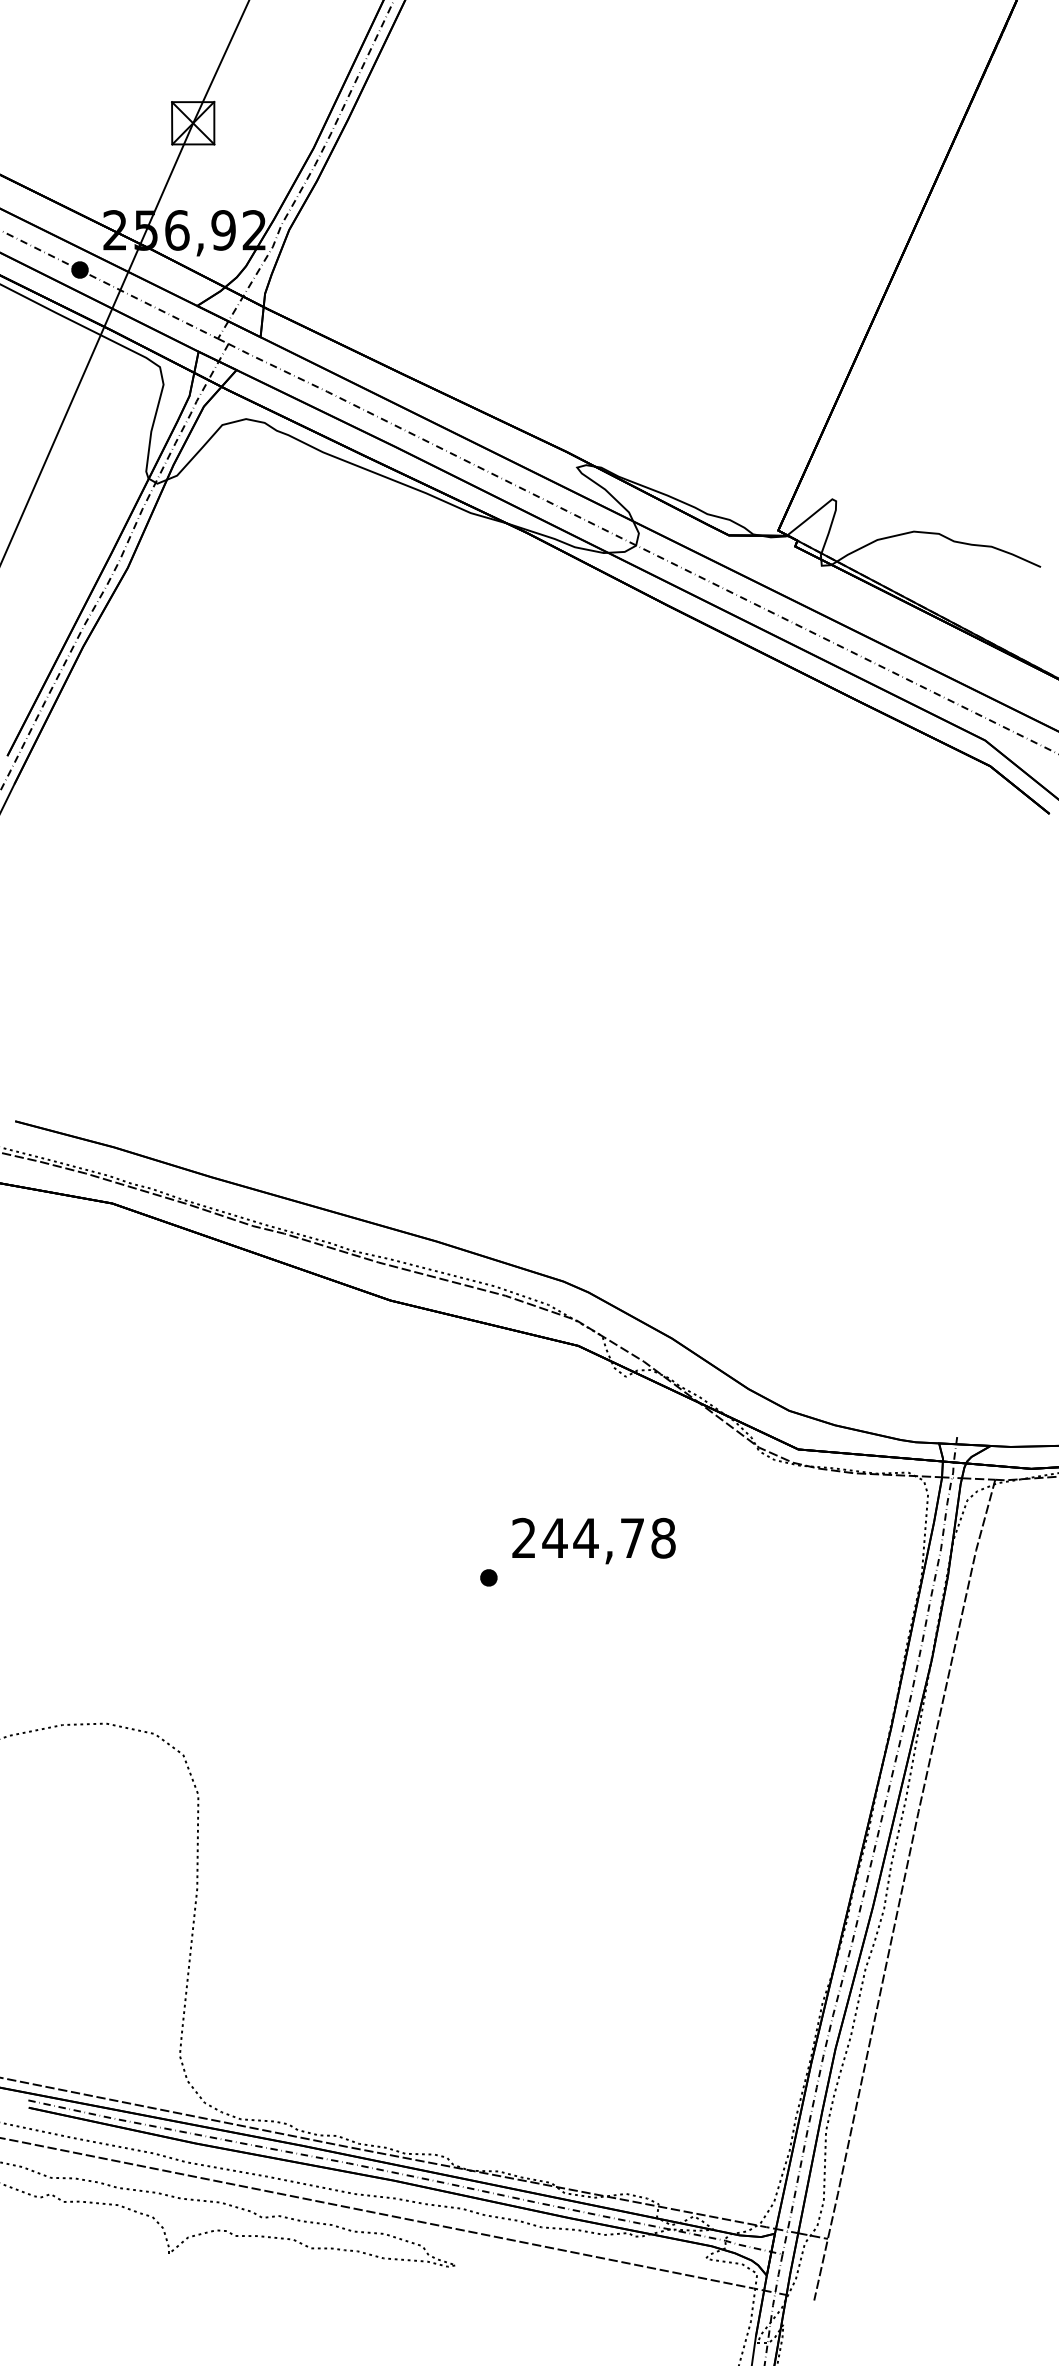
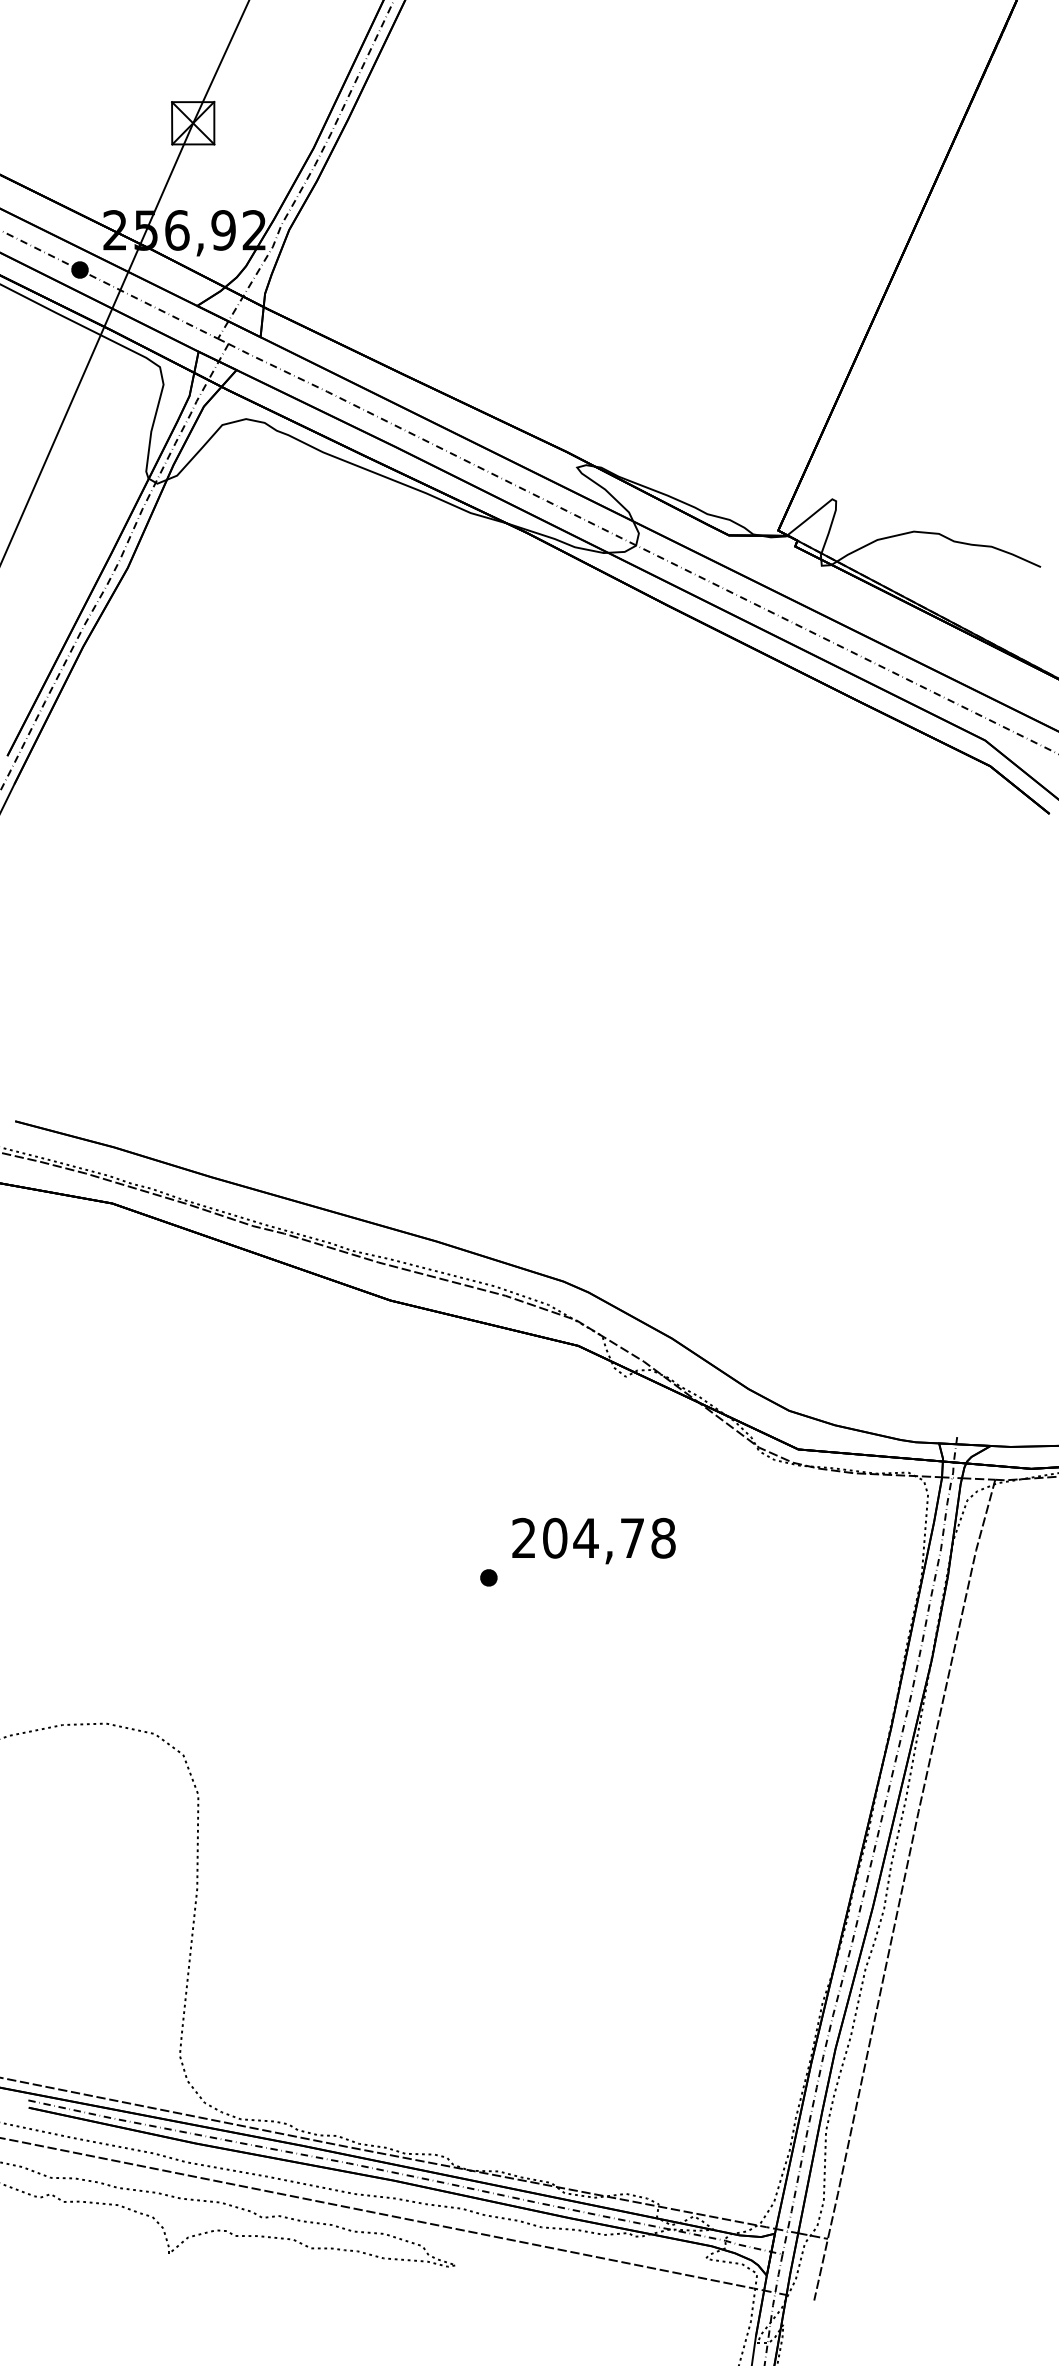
text: 244,78 -> 204,78 (554, 1537)
